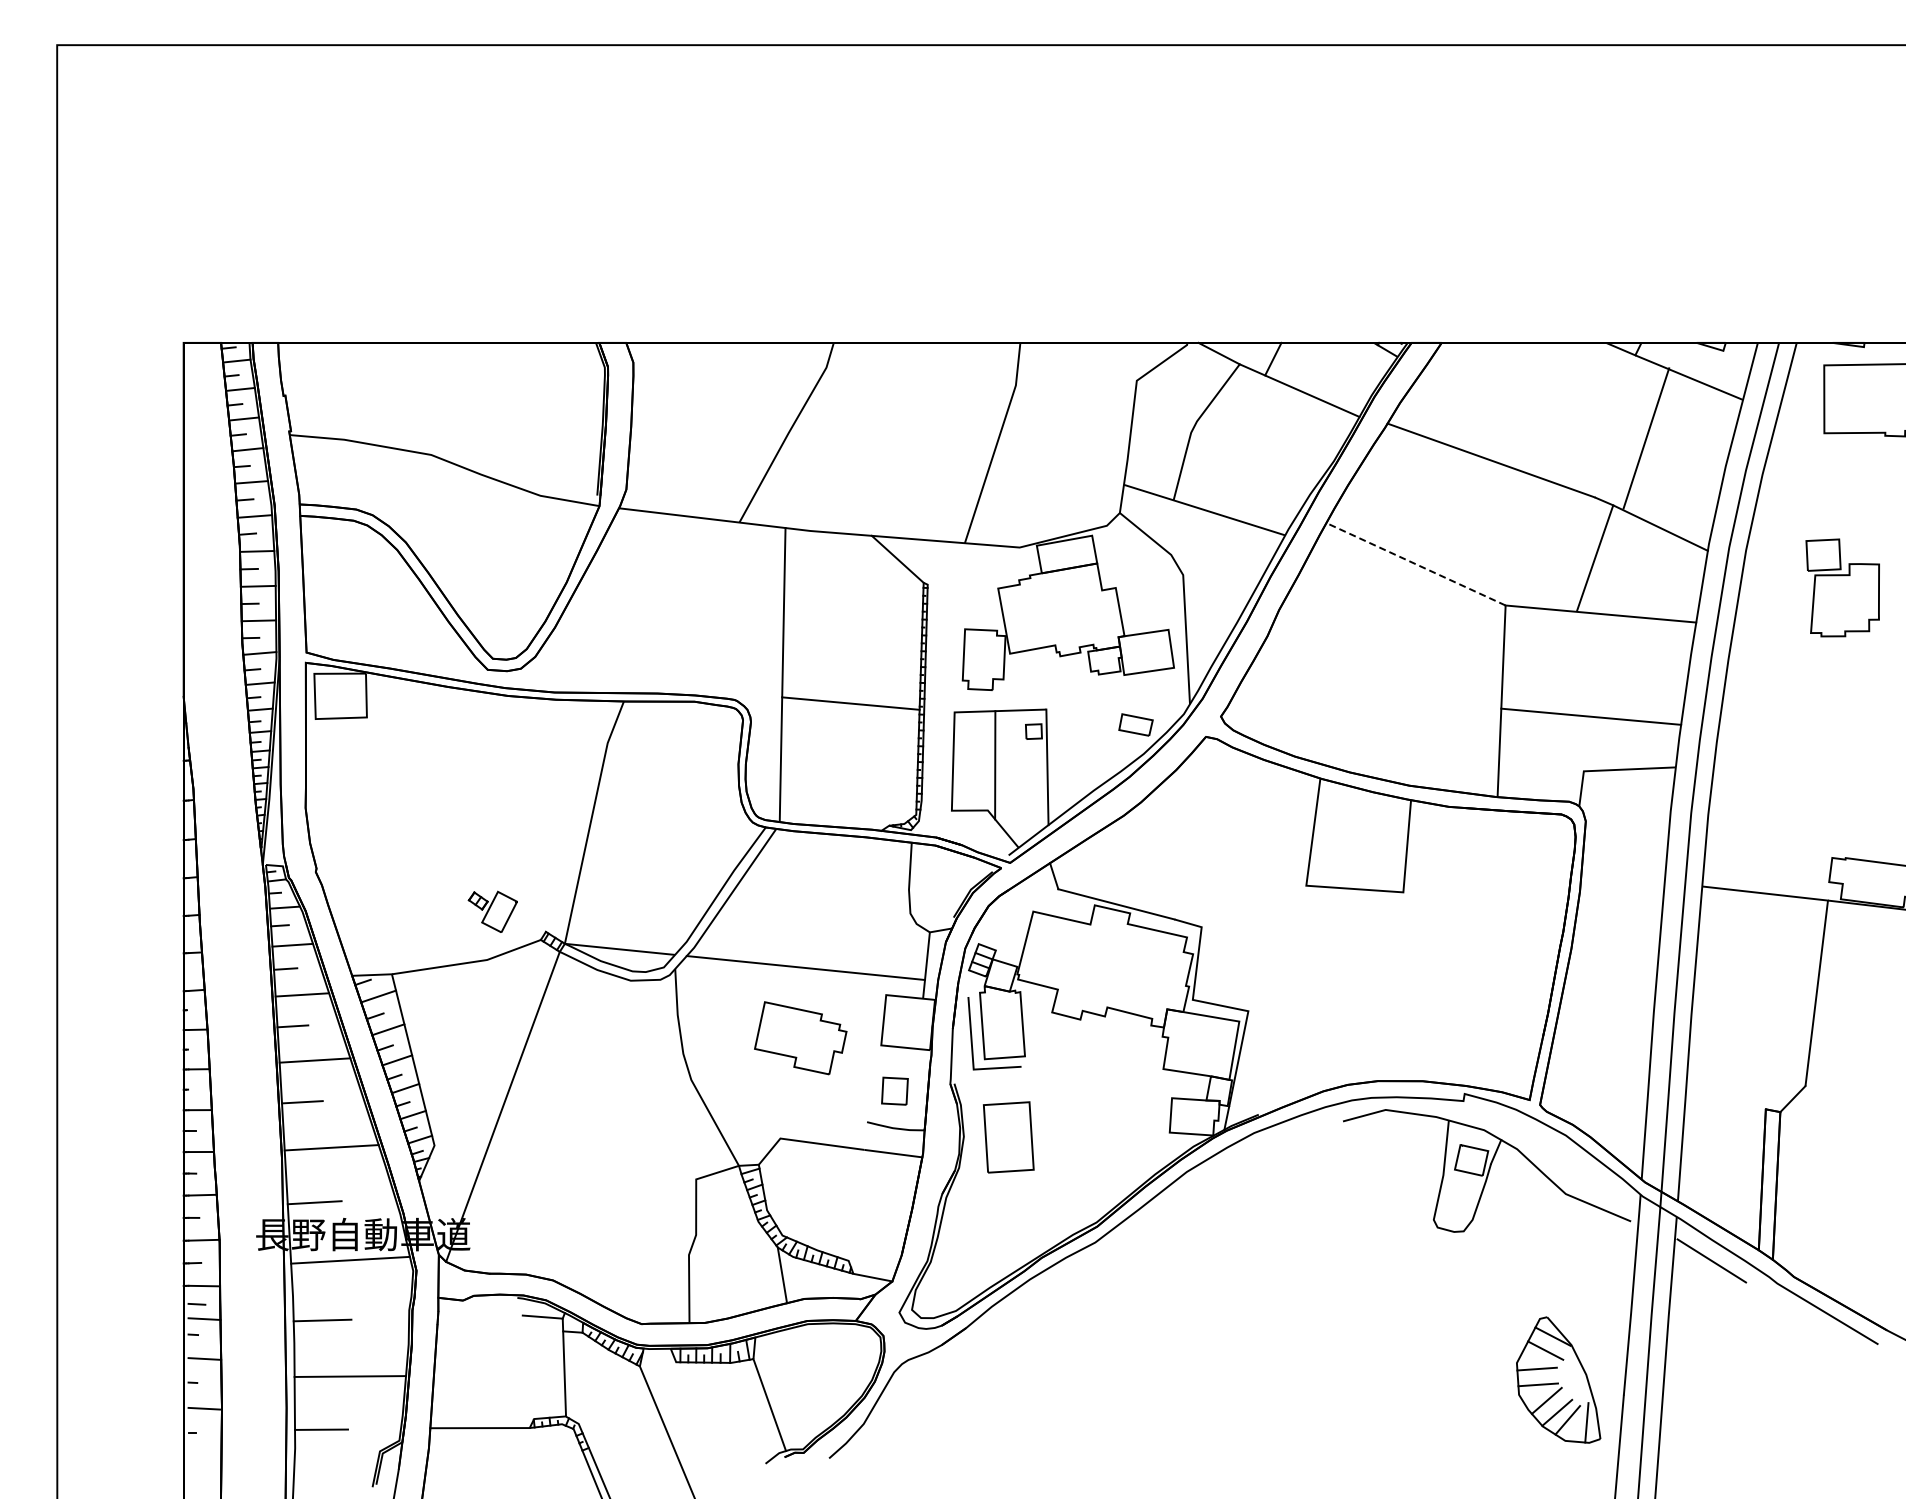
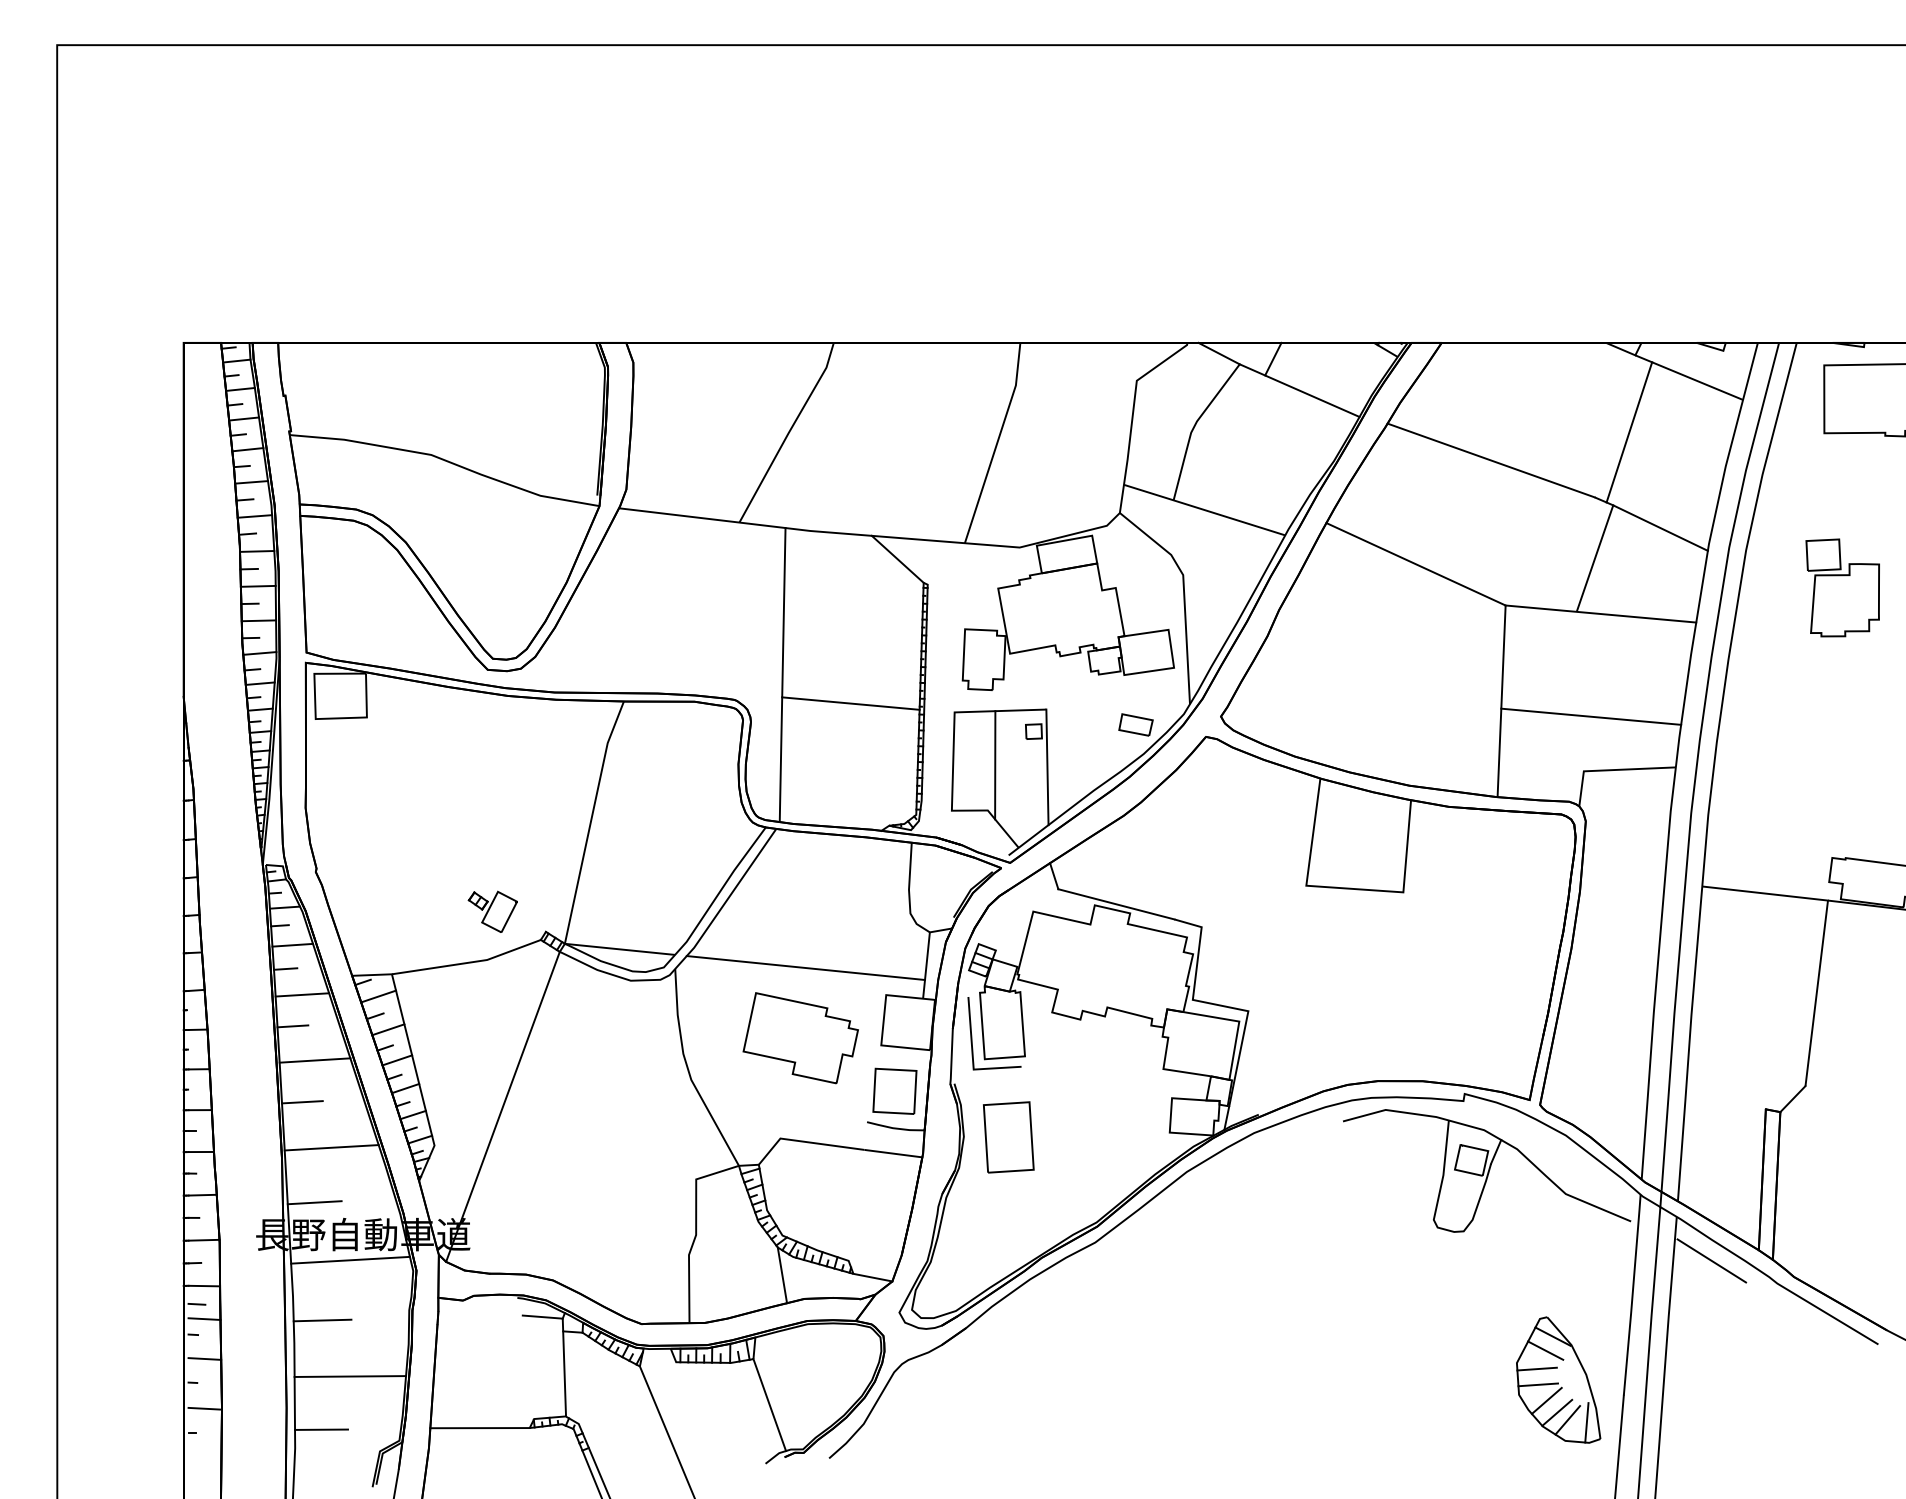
line position: (1646, 438) -> (1629, 432) (1629, 432)
line: dashed -> solid (1416, 564)
part size: 94x75 px -> 117x93 px (800, 1038)
part size: 28x30 px -> 46x48 px (894, 1090)
